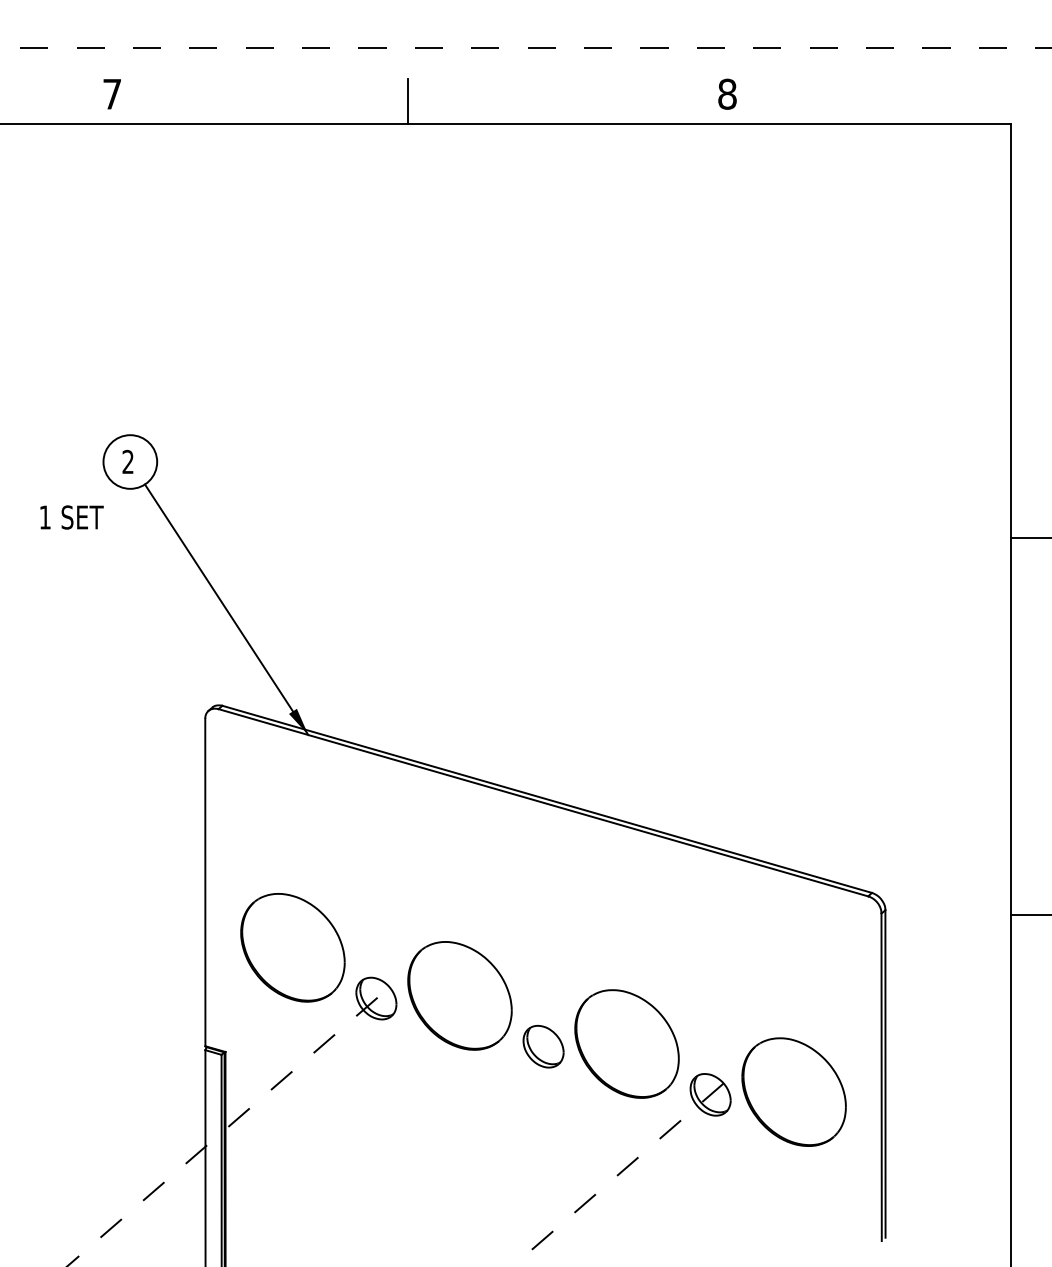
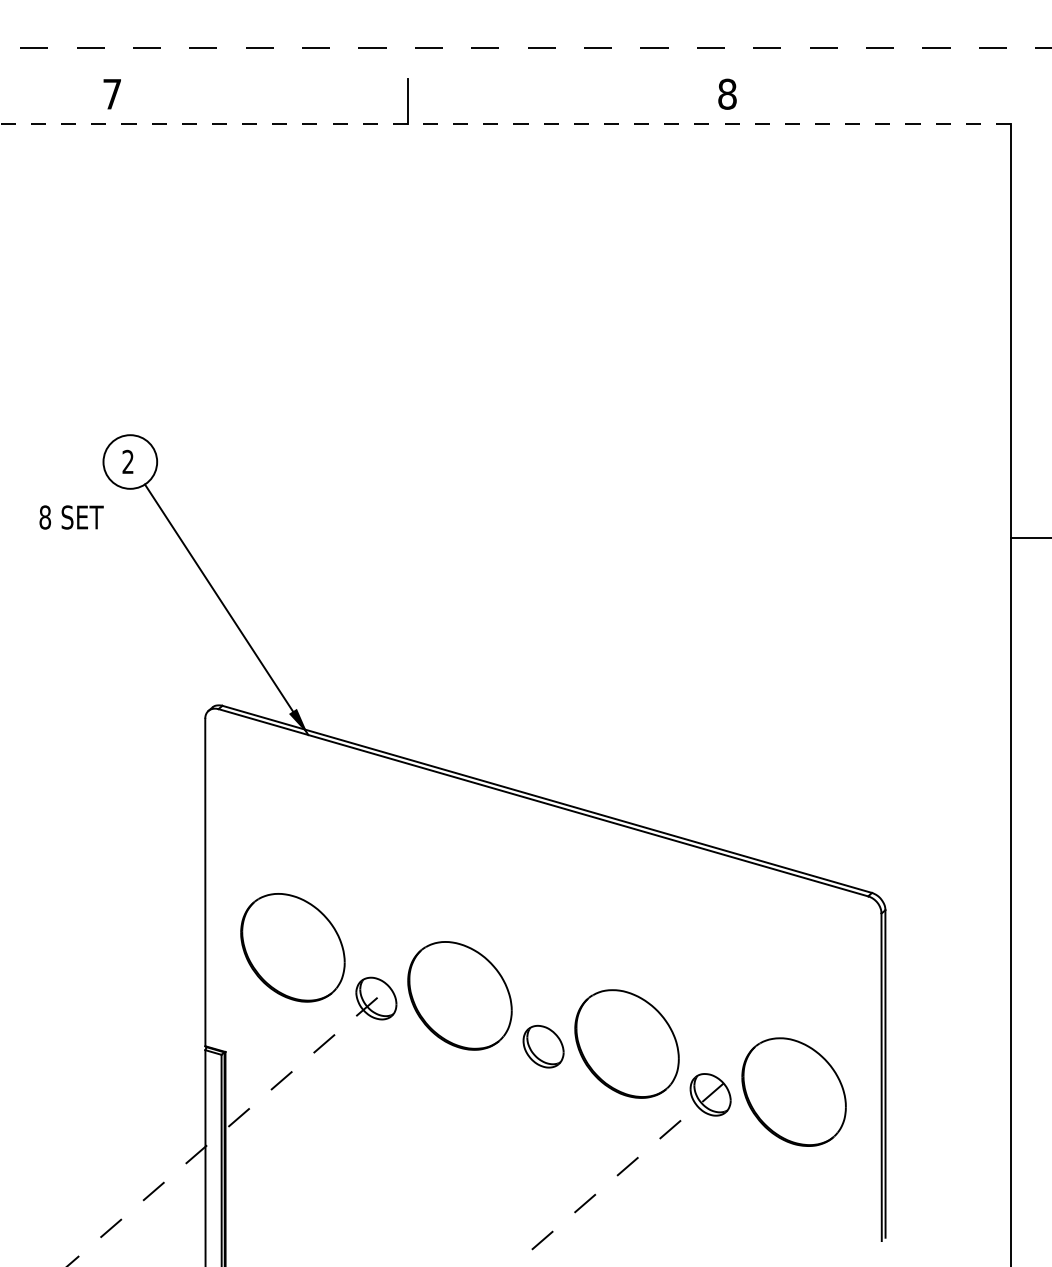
line: solid -> dashed (505, 123)
text: 1 -> 8 (45, 517)
line: present -> none (1029, 915)
